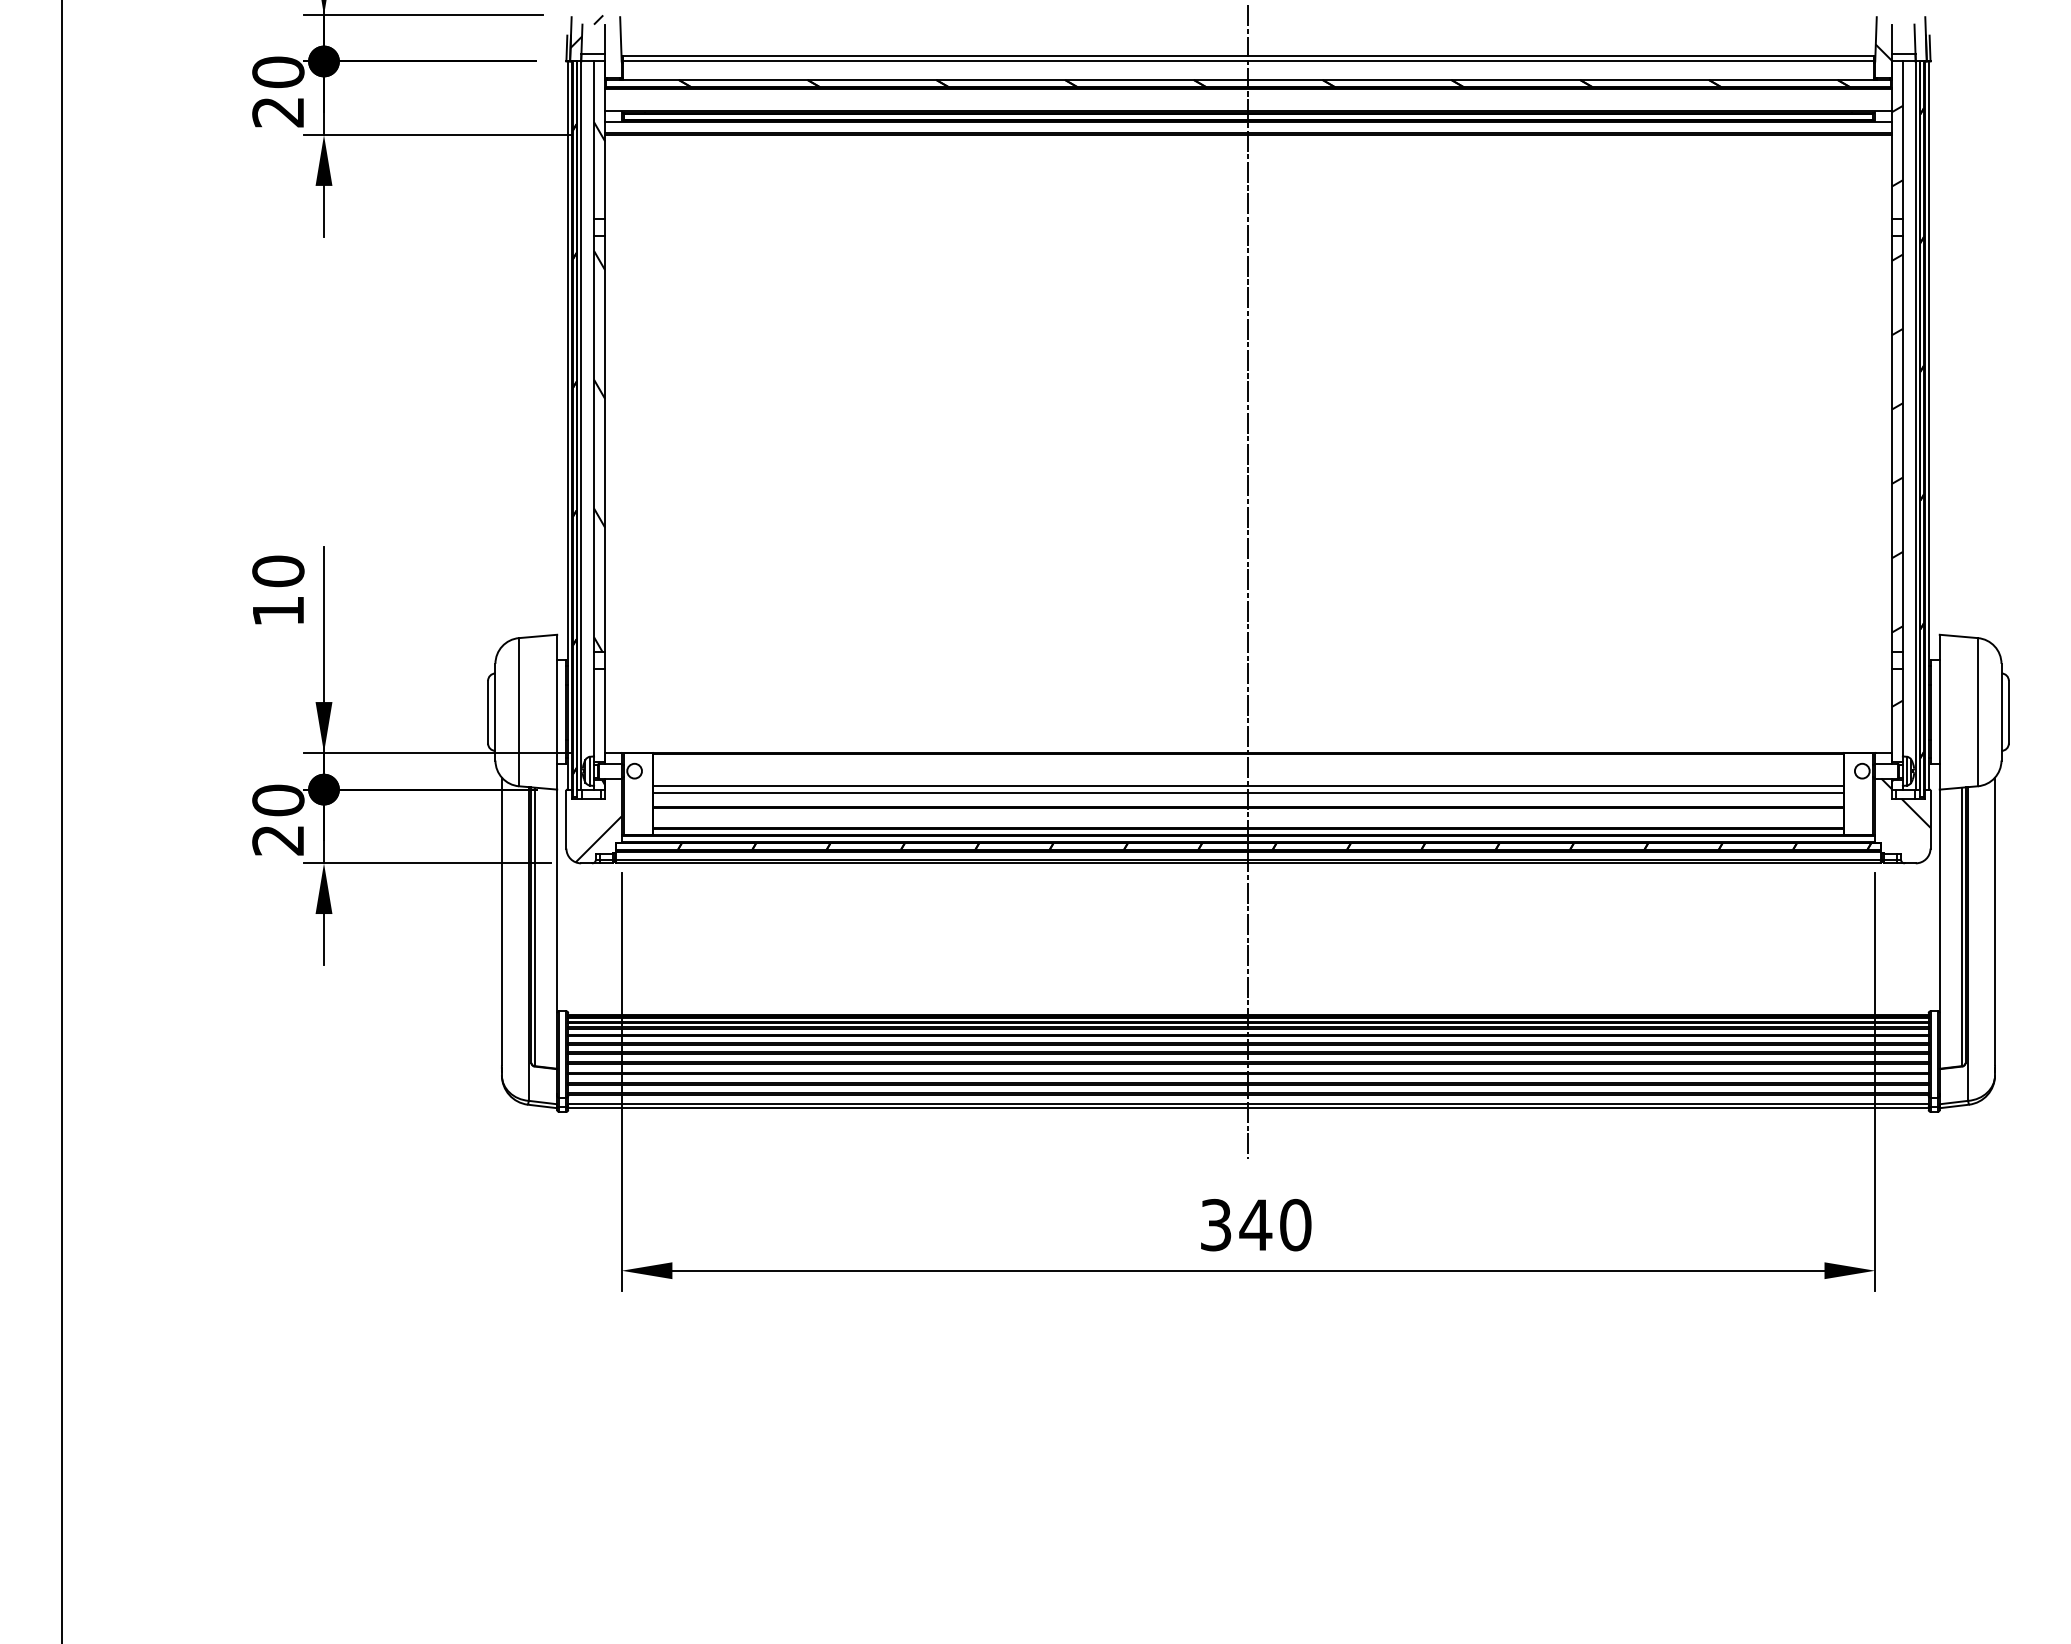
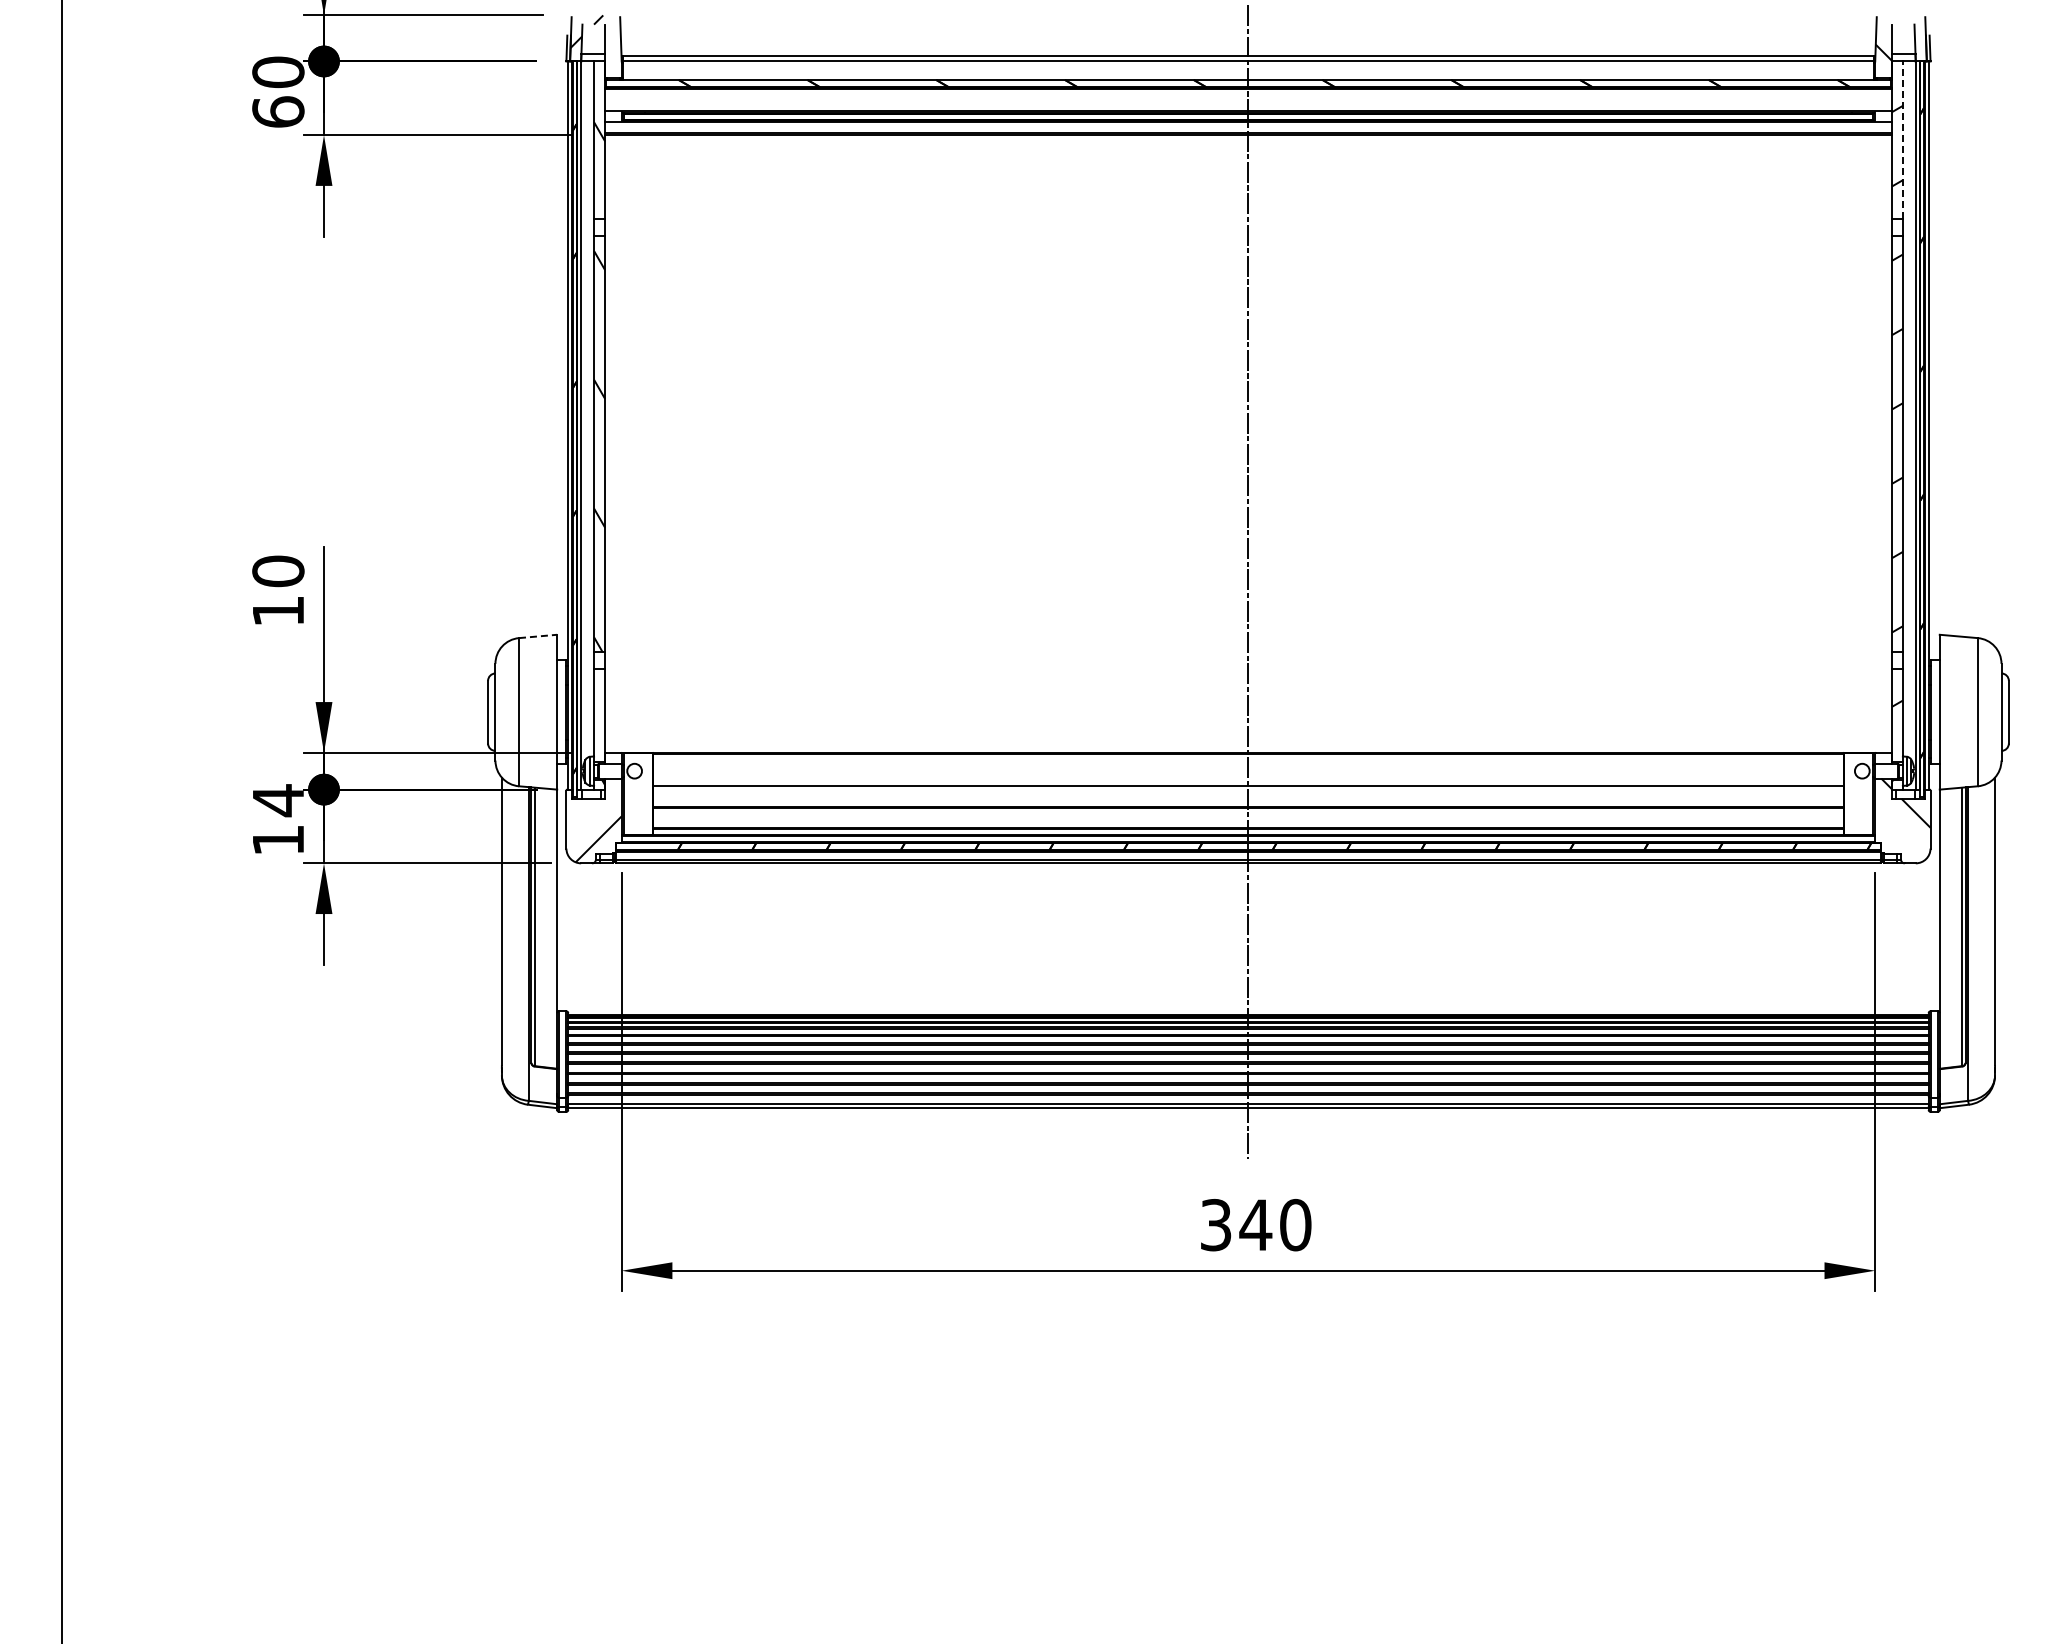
text: 20 -> 60 (278, 111)
line: solid -> dashed (1902, 140)
line: solid -> dashed (538, 636)
line: present -> none (1248, 793)
text: 20 -> 14 (278, 819)
